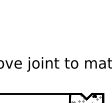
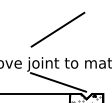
line: none -> present (57, 29)
line: none -> present (58, 82)
